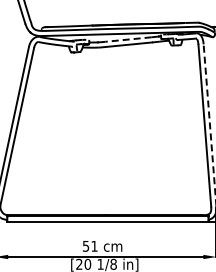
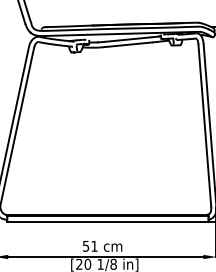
line: dashed -> solid (127, 39)
line: dashed -> solid (209, 122)
